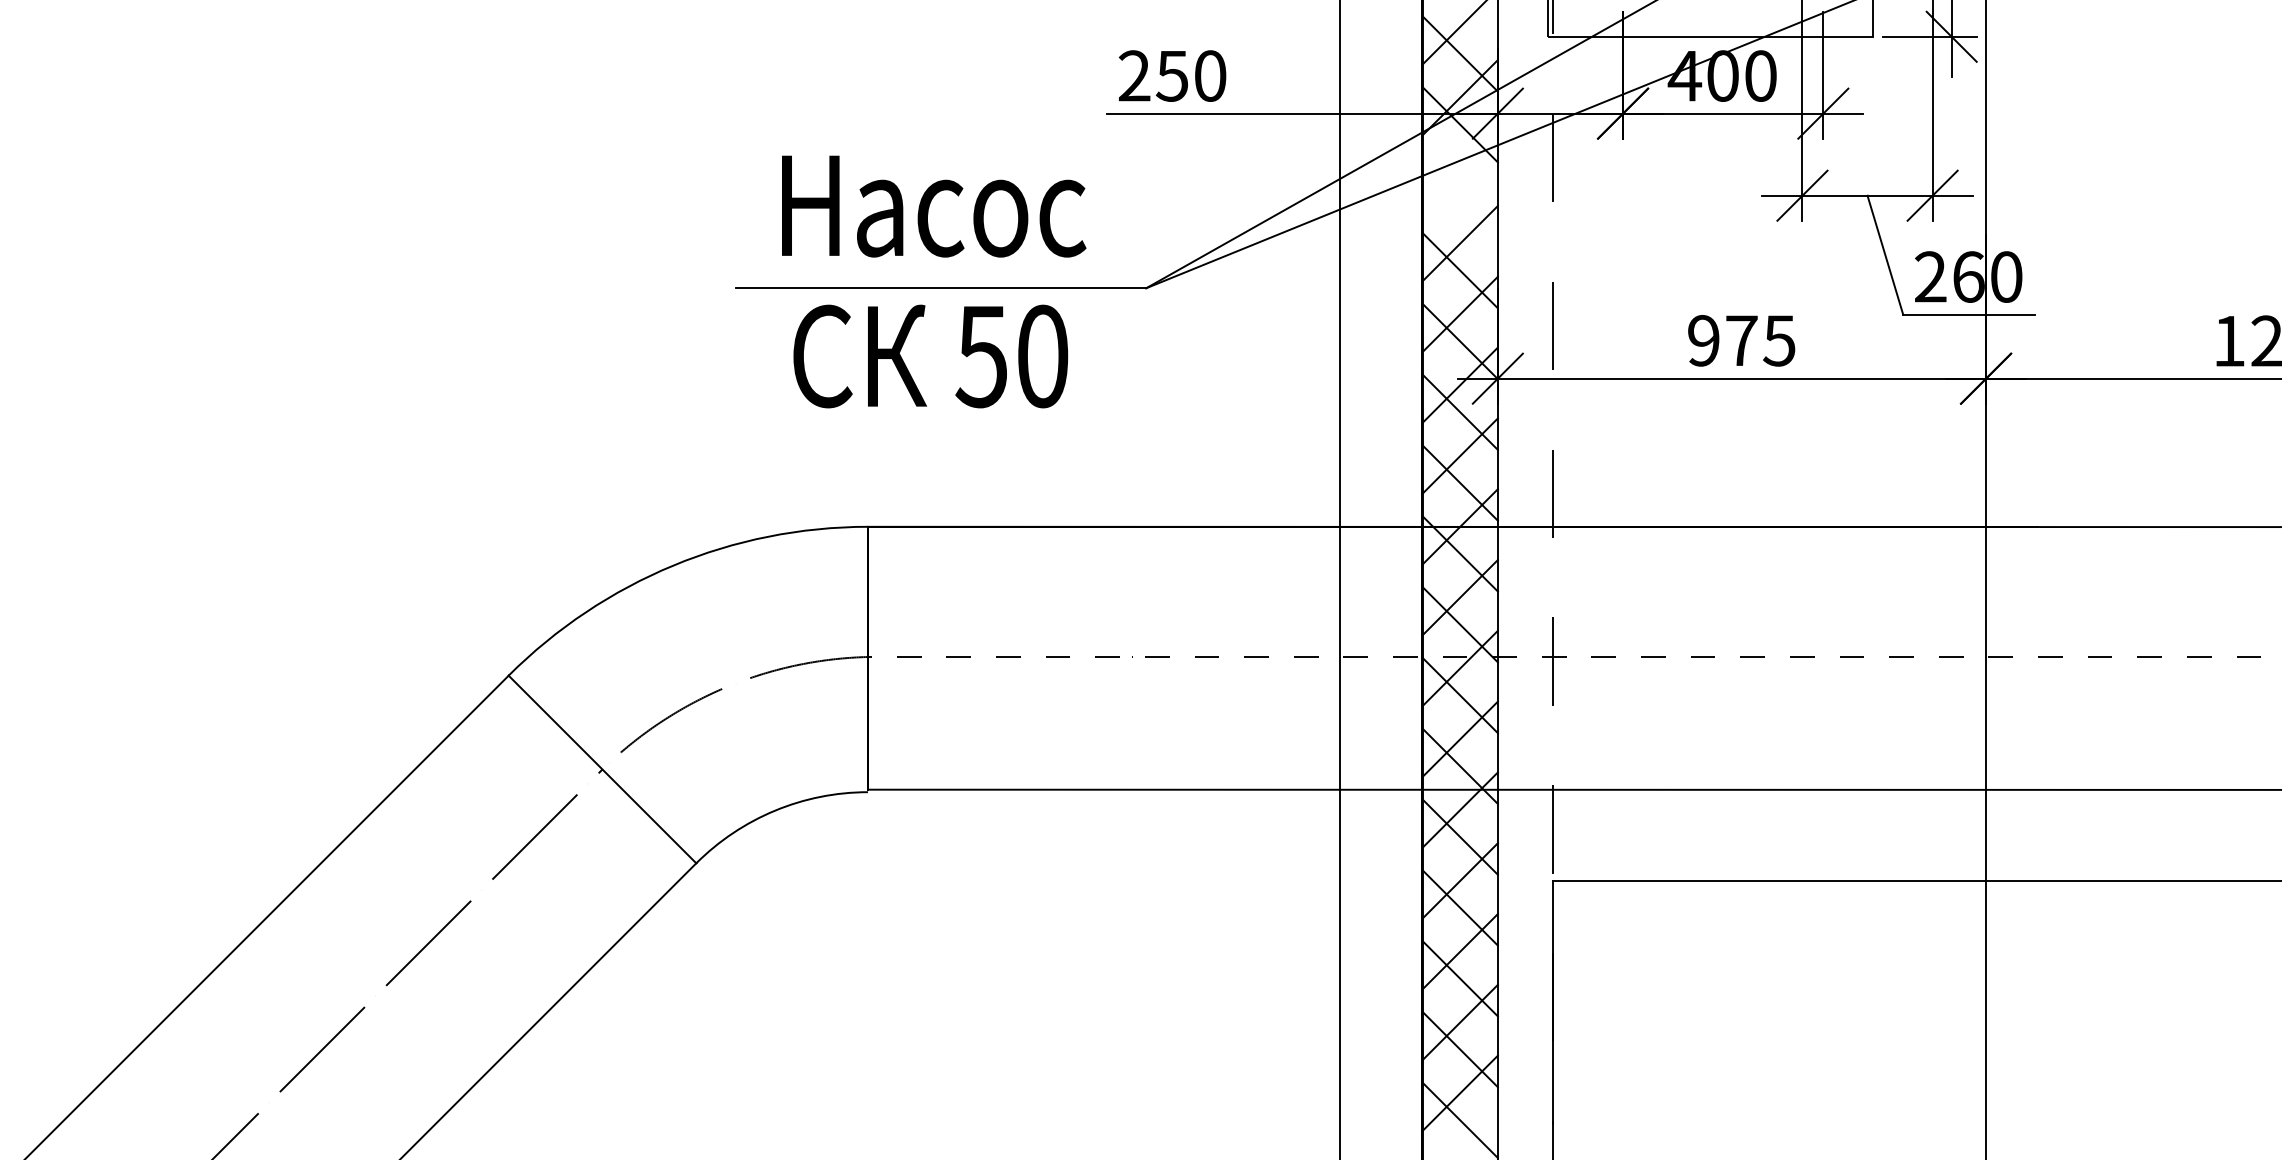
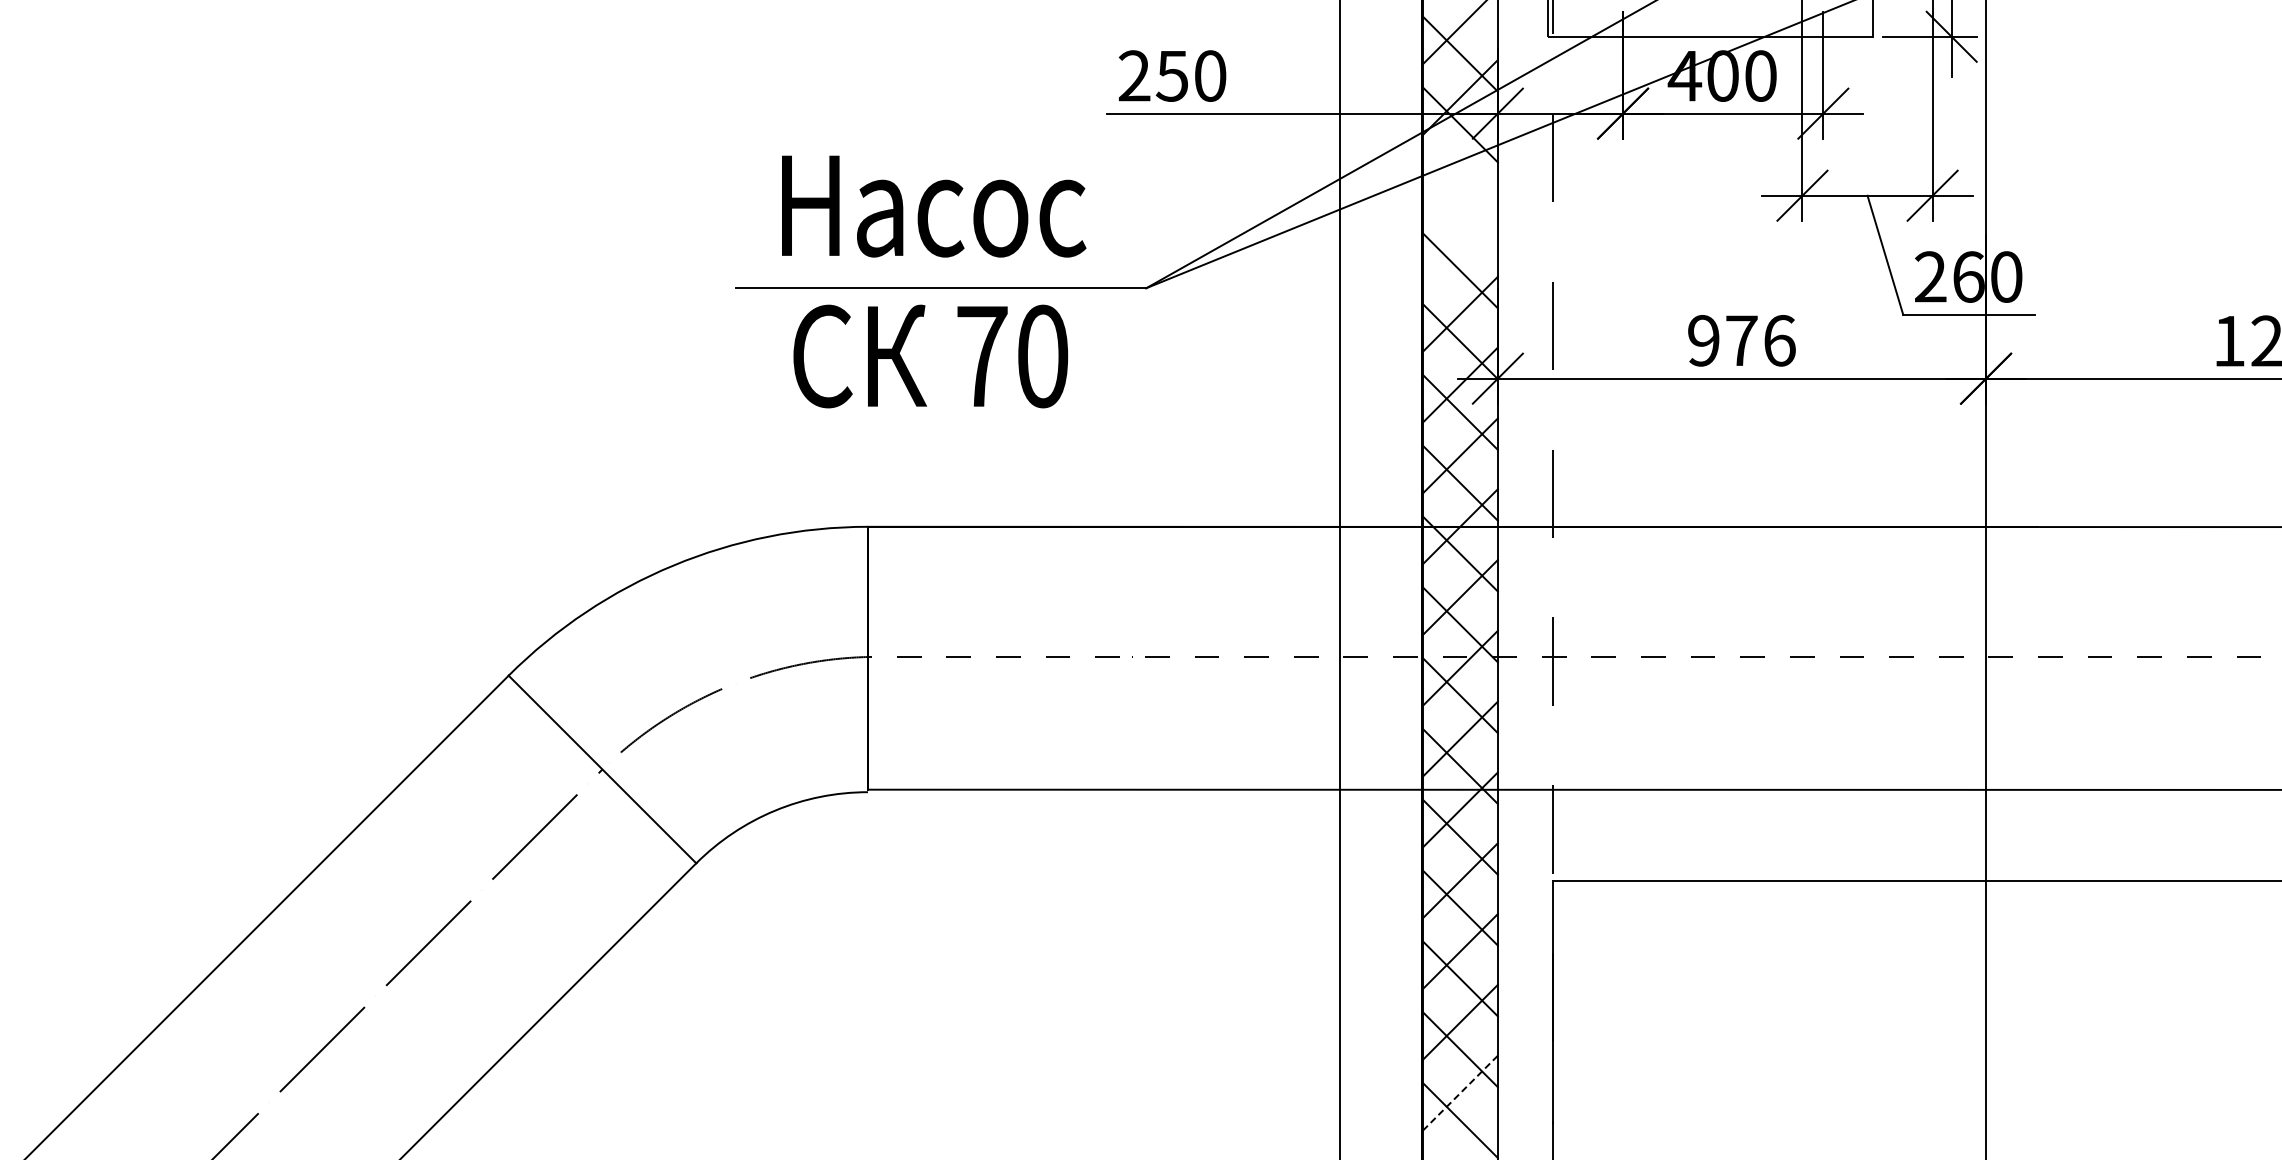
line: present -> none (1459, 243)
text: 975 -> 976 (1779, 340)
text: 50 -> 70 (981, 357)
line: solid -> dashed (1459, 1093)
